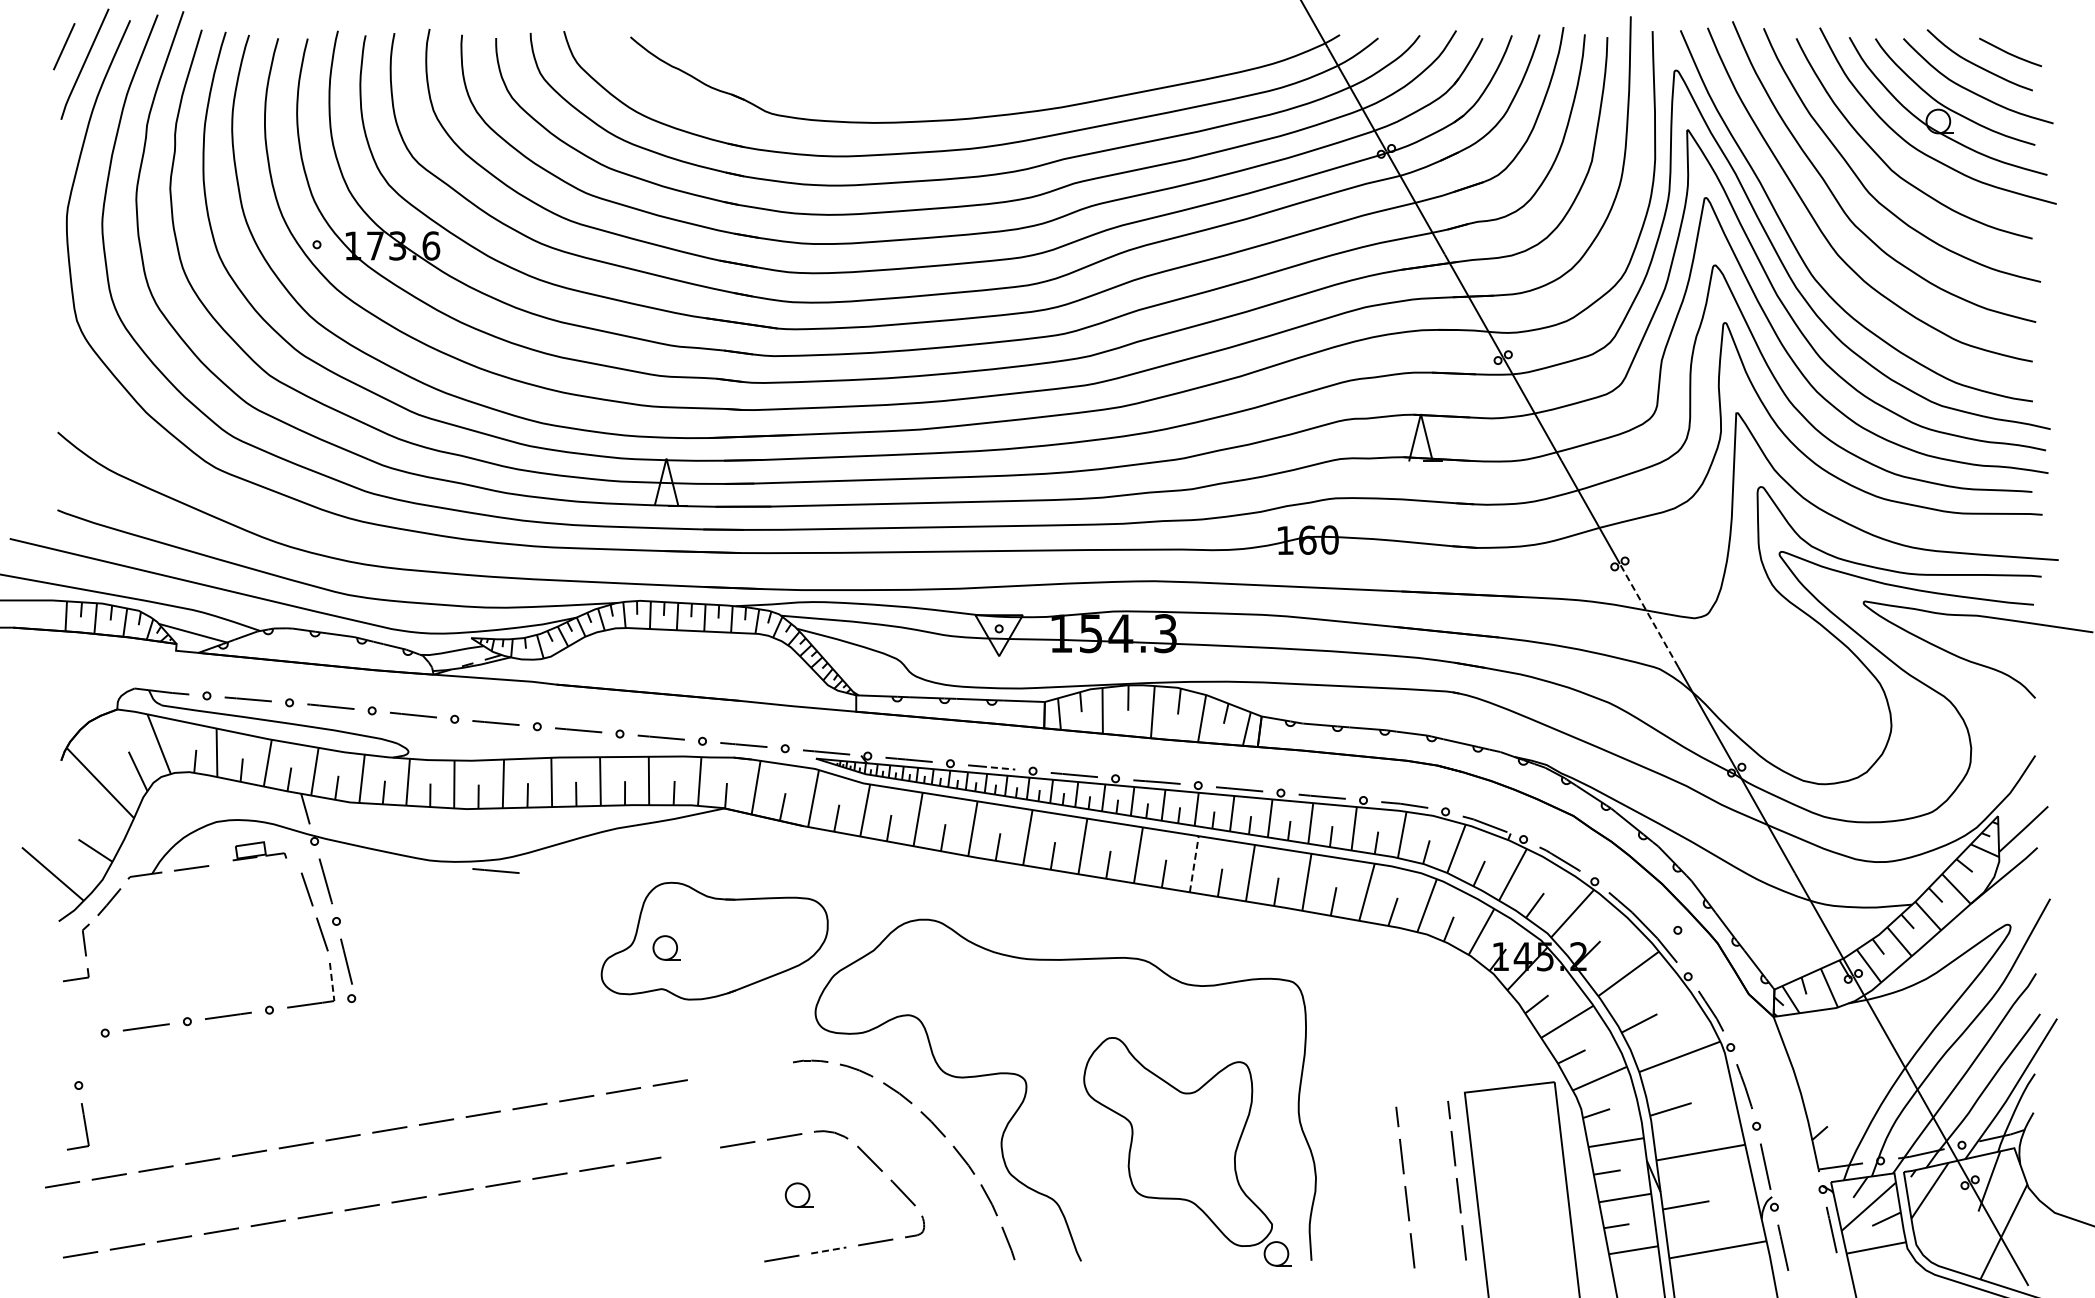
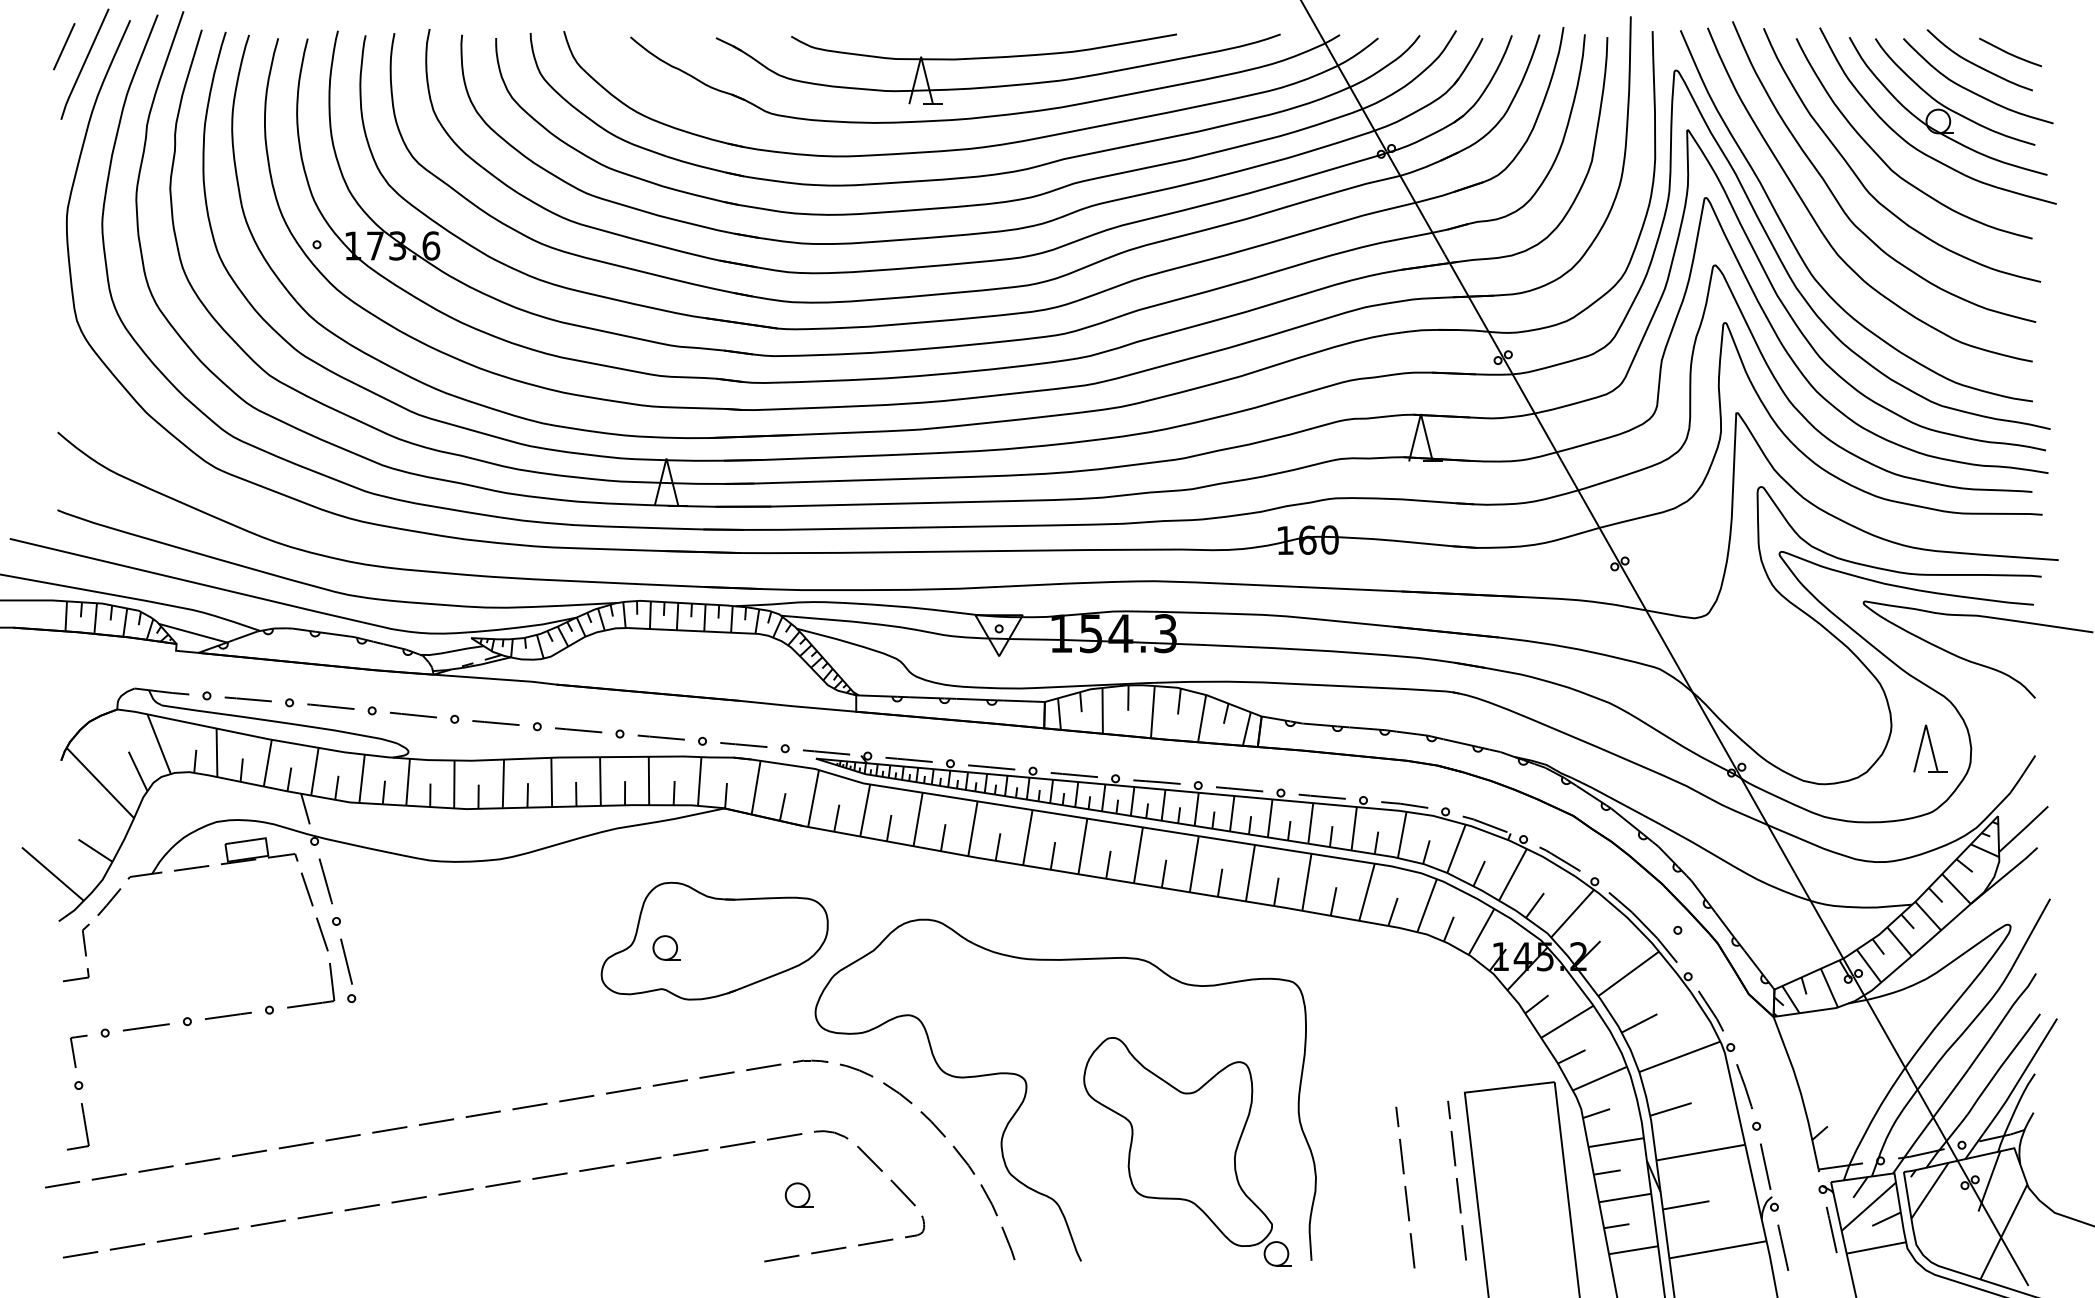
part: none -> present (997, 58)
line: dashed -> solid (1648, 615)
part: none -> present (1930, 748)
line: dashed -> solid (997, 767)
part size: 55x21 px -> 78x29 px (259, 851)
line: dashed -> solid (1194, 863)
line: present -> none (495, 870)
line: dashed -> solid (332, 982)
part: none -> present (78, 1050)
line: none -> present (763, 1066)
line: none -> present (716, 1074)
line: none -> present (690, 1152)
line: dashed -> solid (828, 1250)
